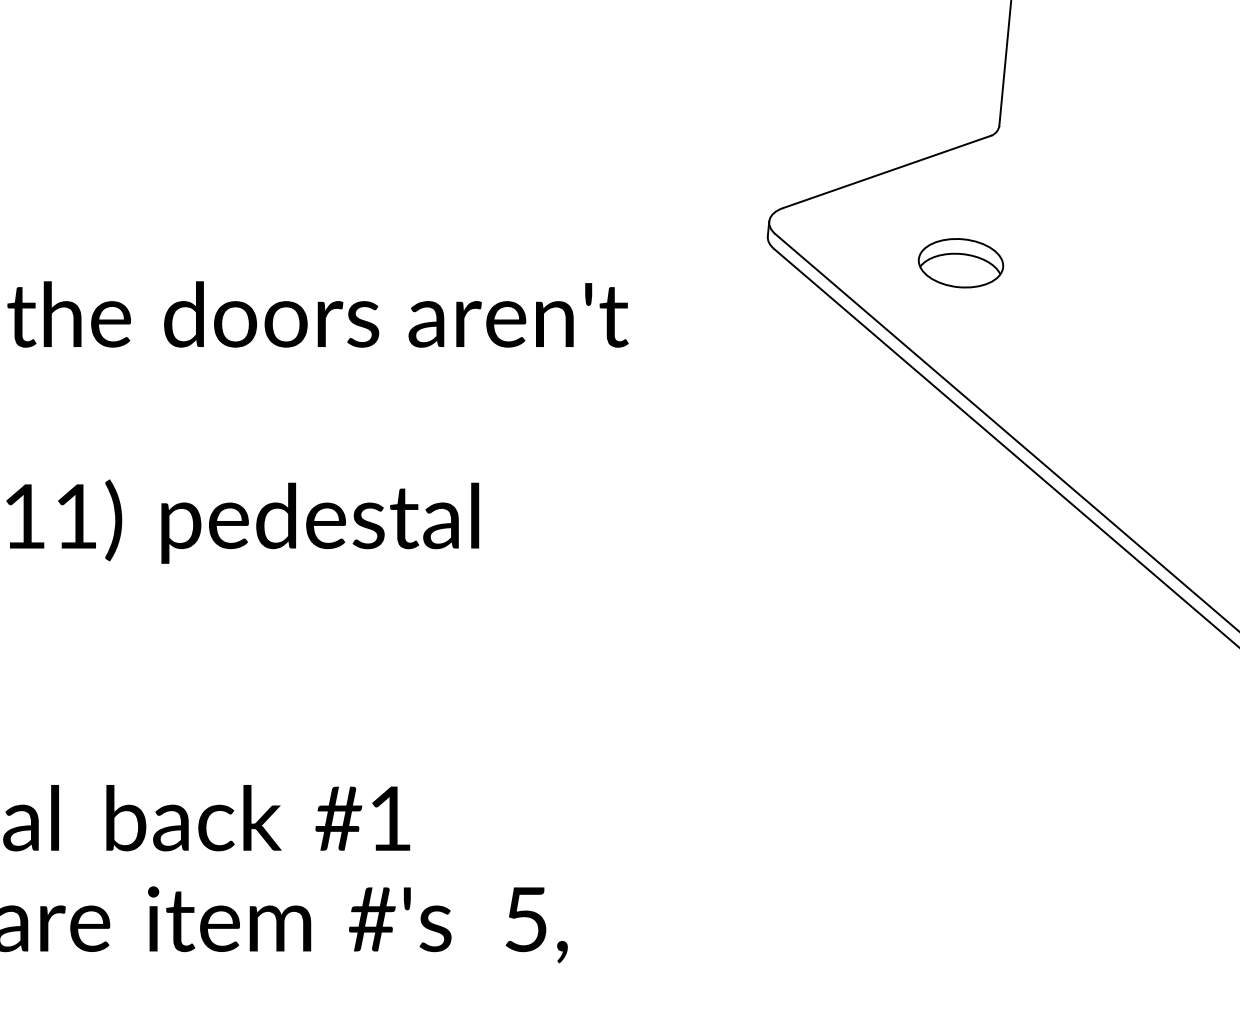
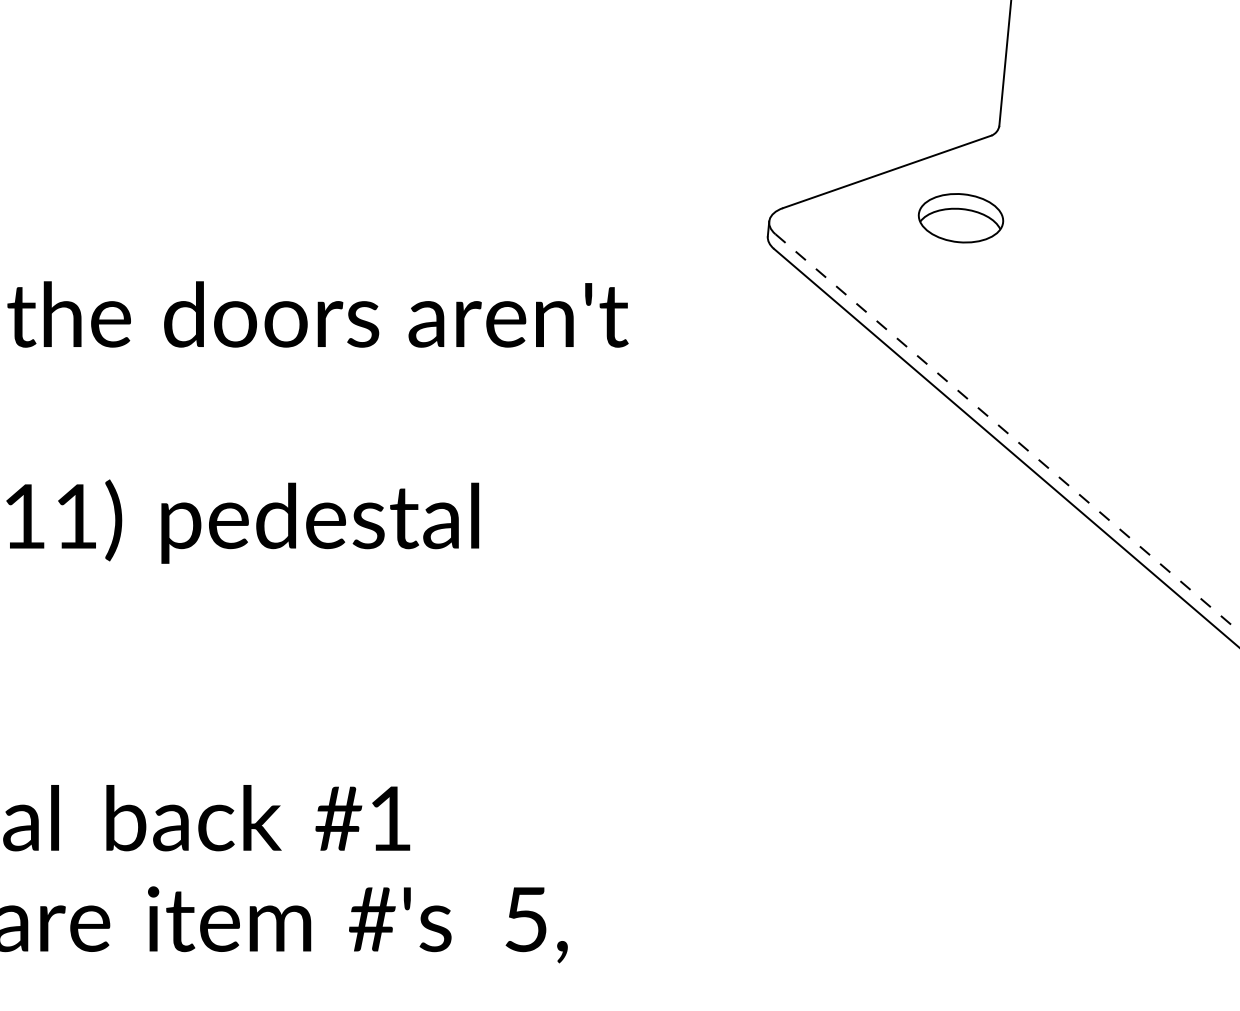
part position: (960, 263) -> (960, 218) (960, 218)
line: solid -> dashed (1007, 433)
